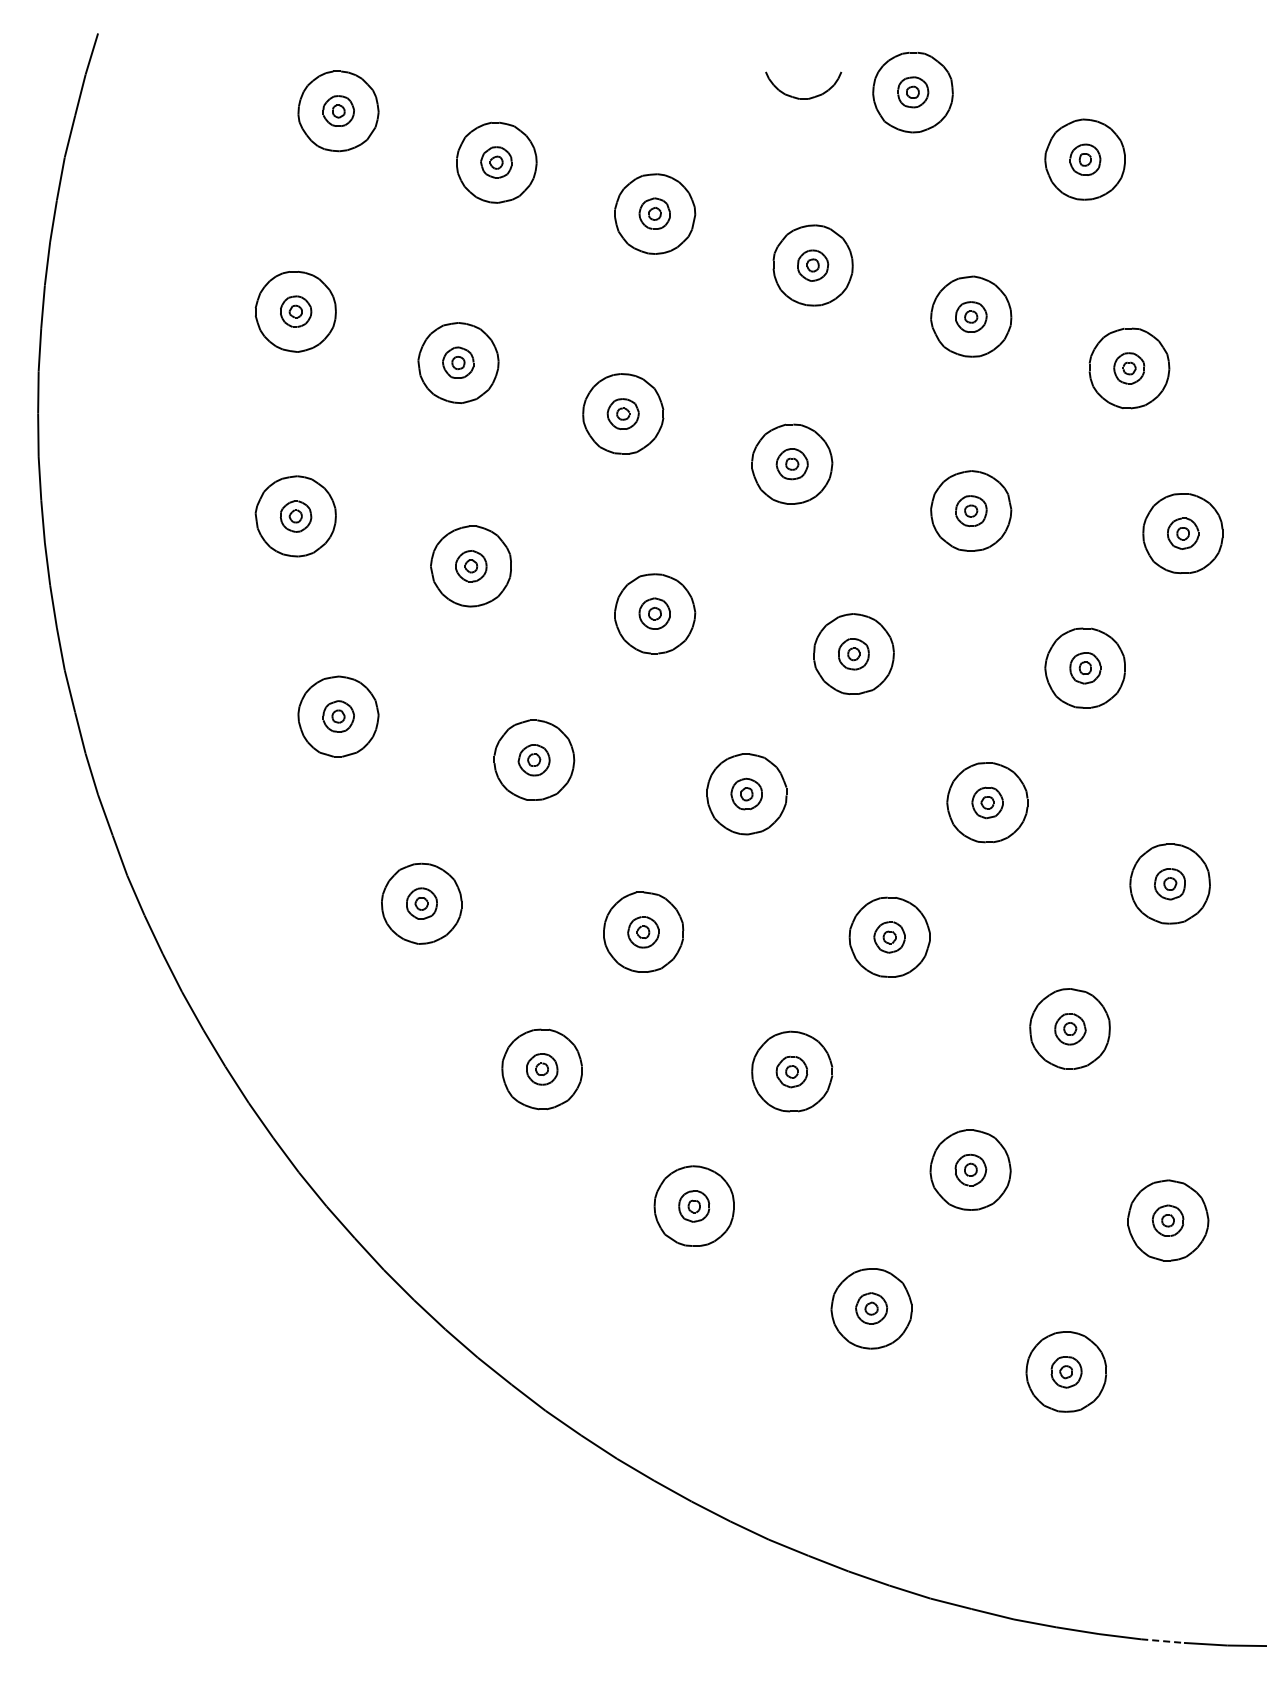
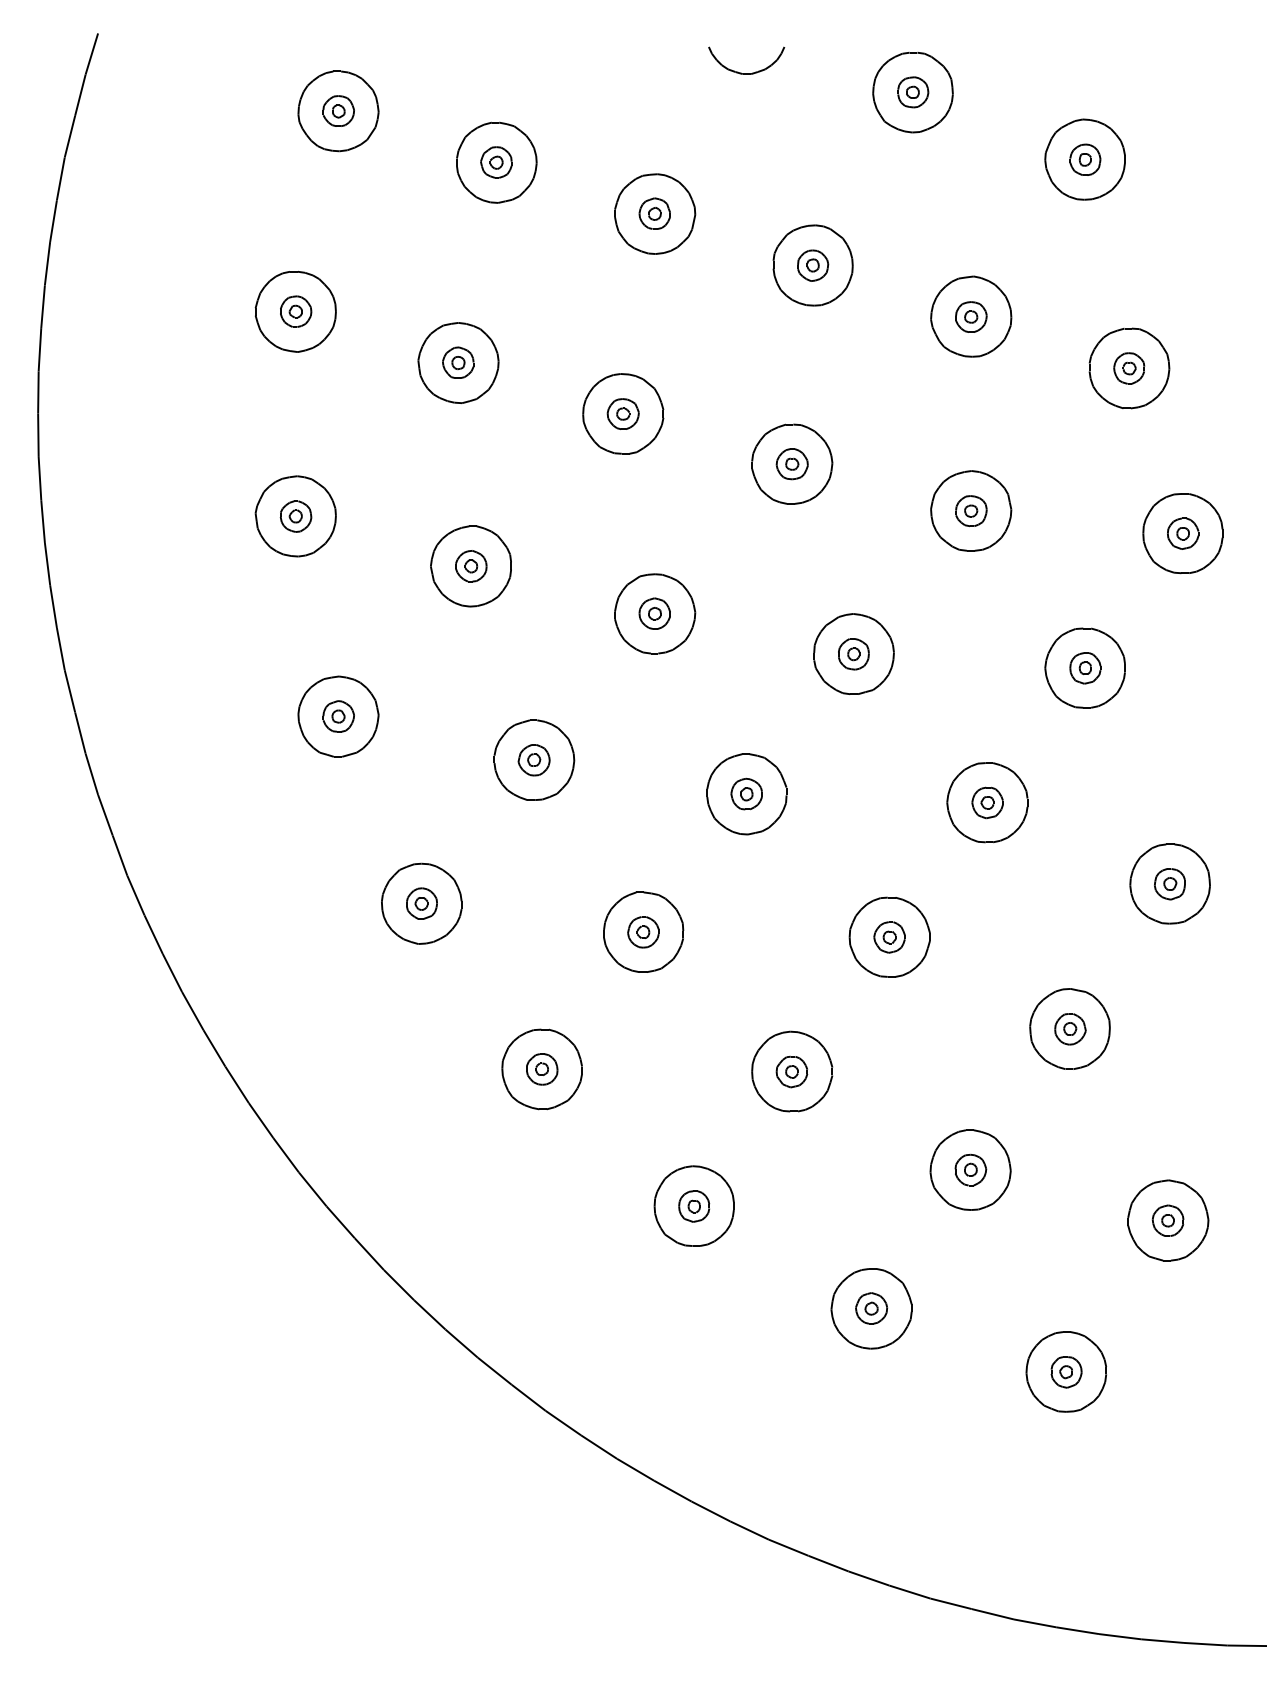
part position: (798, 97) -> (741, 72) (741, 72)
line: dashed -> solid (1163, 1641)
